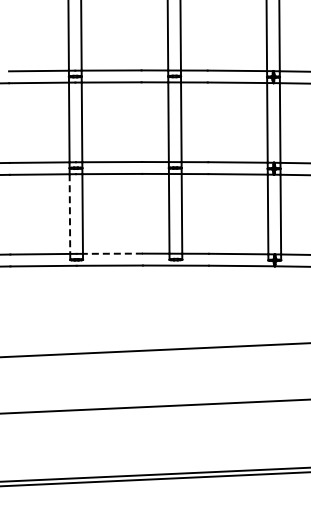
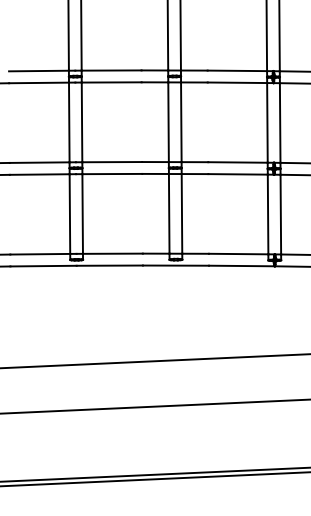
line: dashed -> solid (69, 214)
line: dashed -> solid (112, 253)
line position: (154, 350) -> (154, 361) (154, 361)
